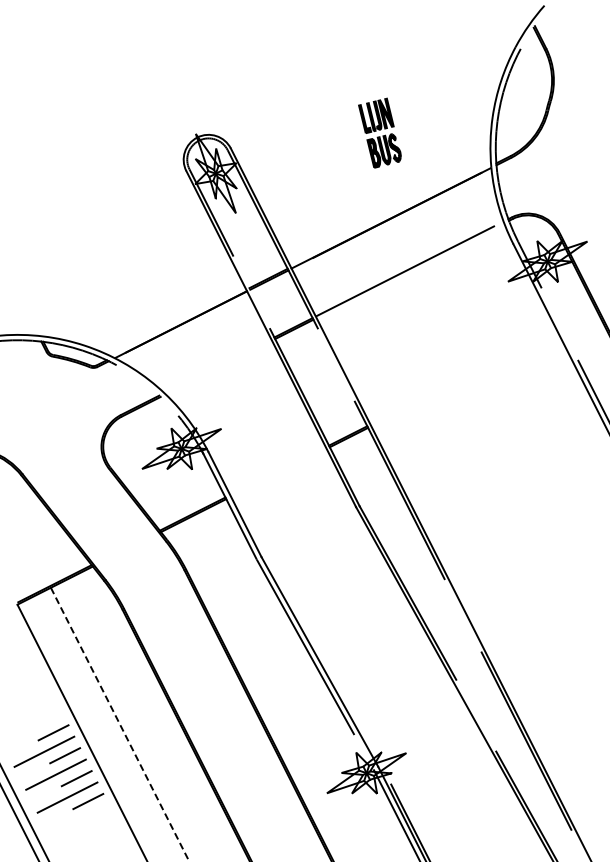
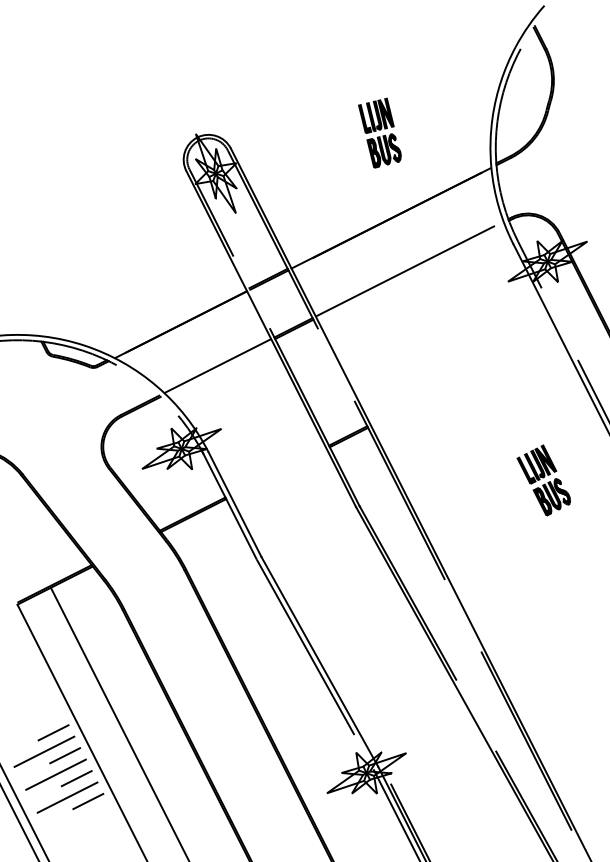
line: none -> present (217, 366)
part: none -> present (543, 480)
line: dashed -> solid (120, 725)
